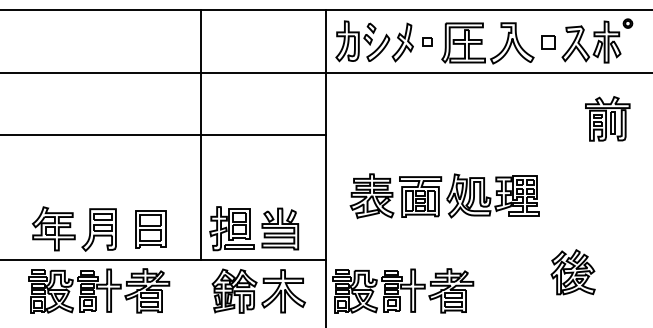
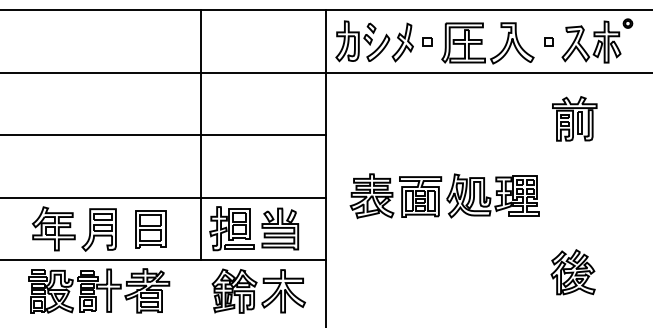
part size: 15x15 px -> 10x10 px (548, 41)
part position: (607, 118) -> (574, 118) (574, 118)
line: none -> present (164, 197)
part: present -> none (403, 290)
